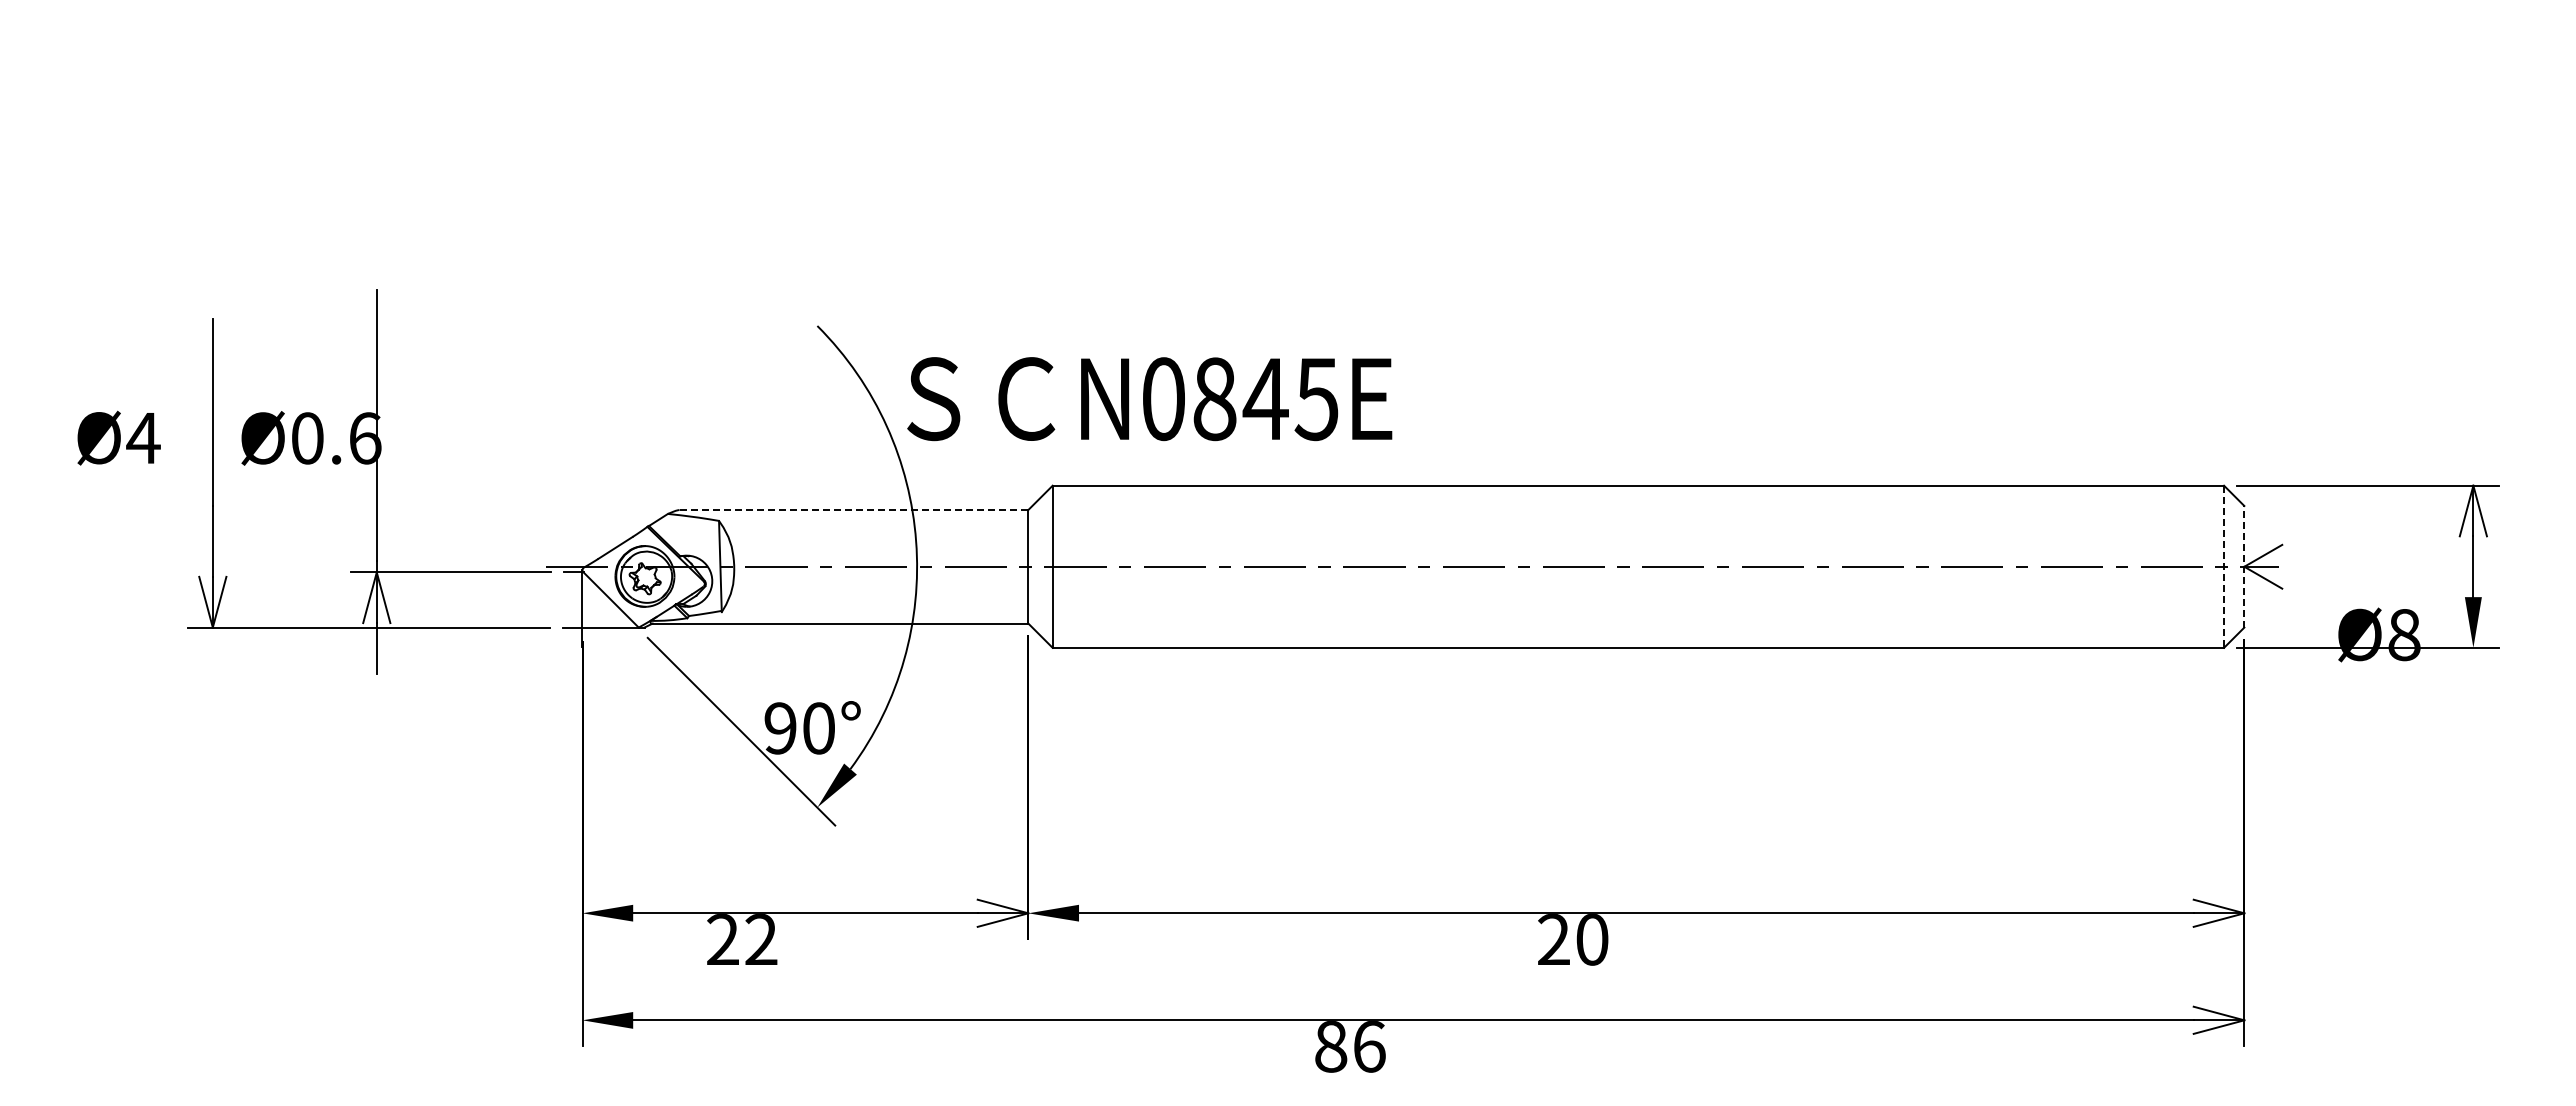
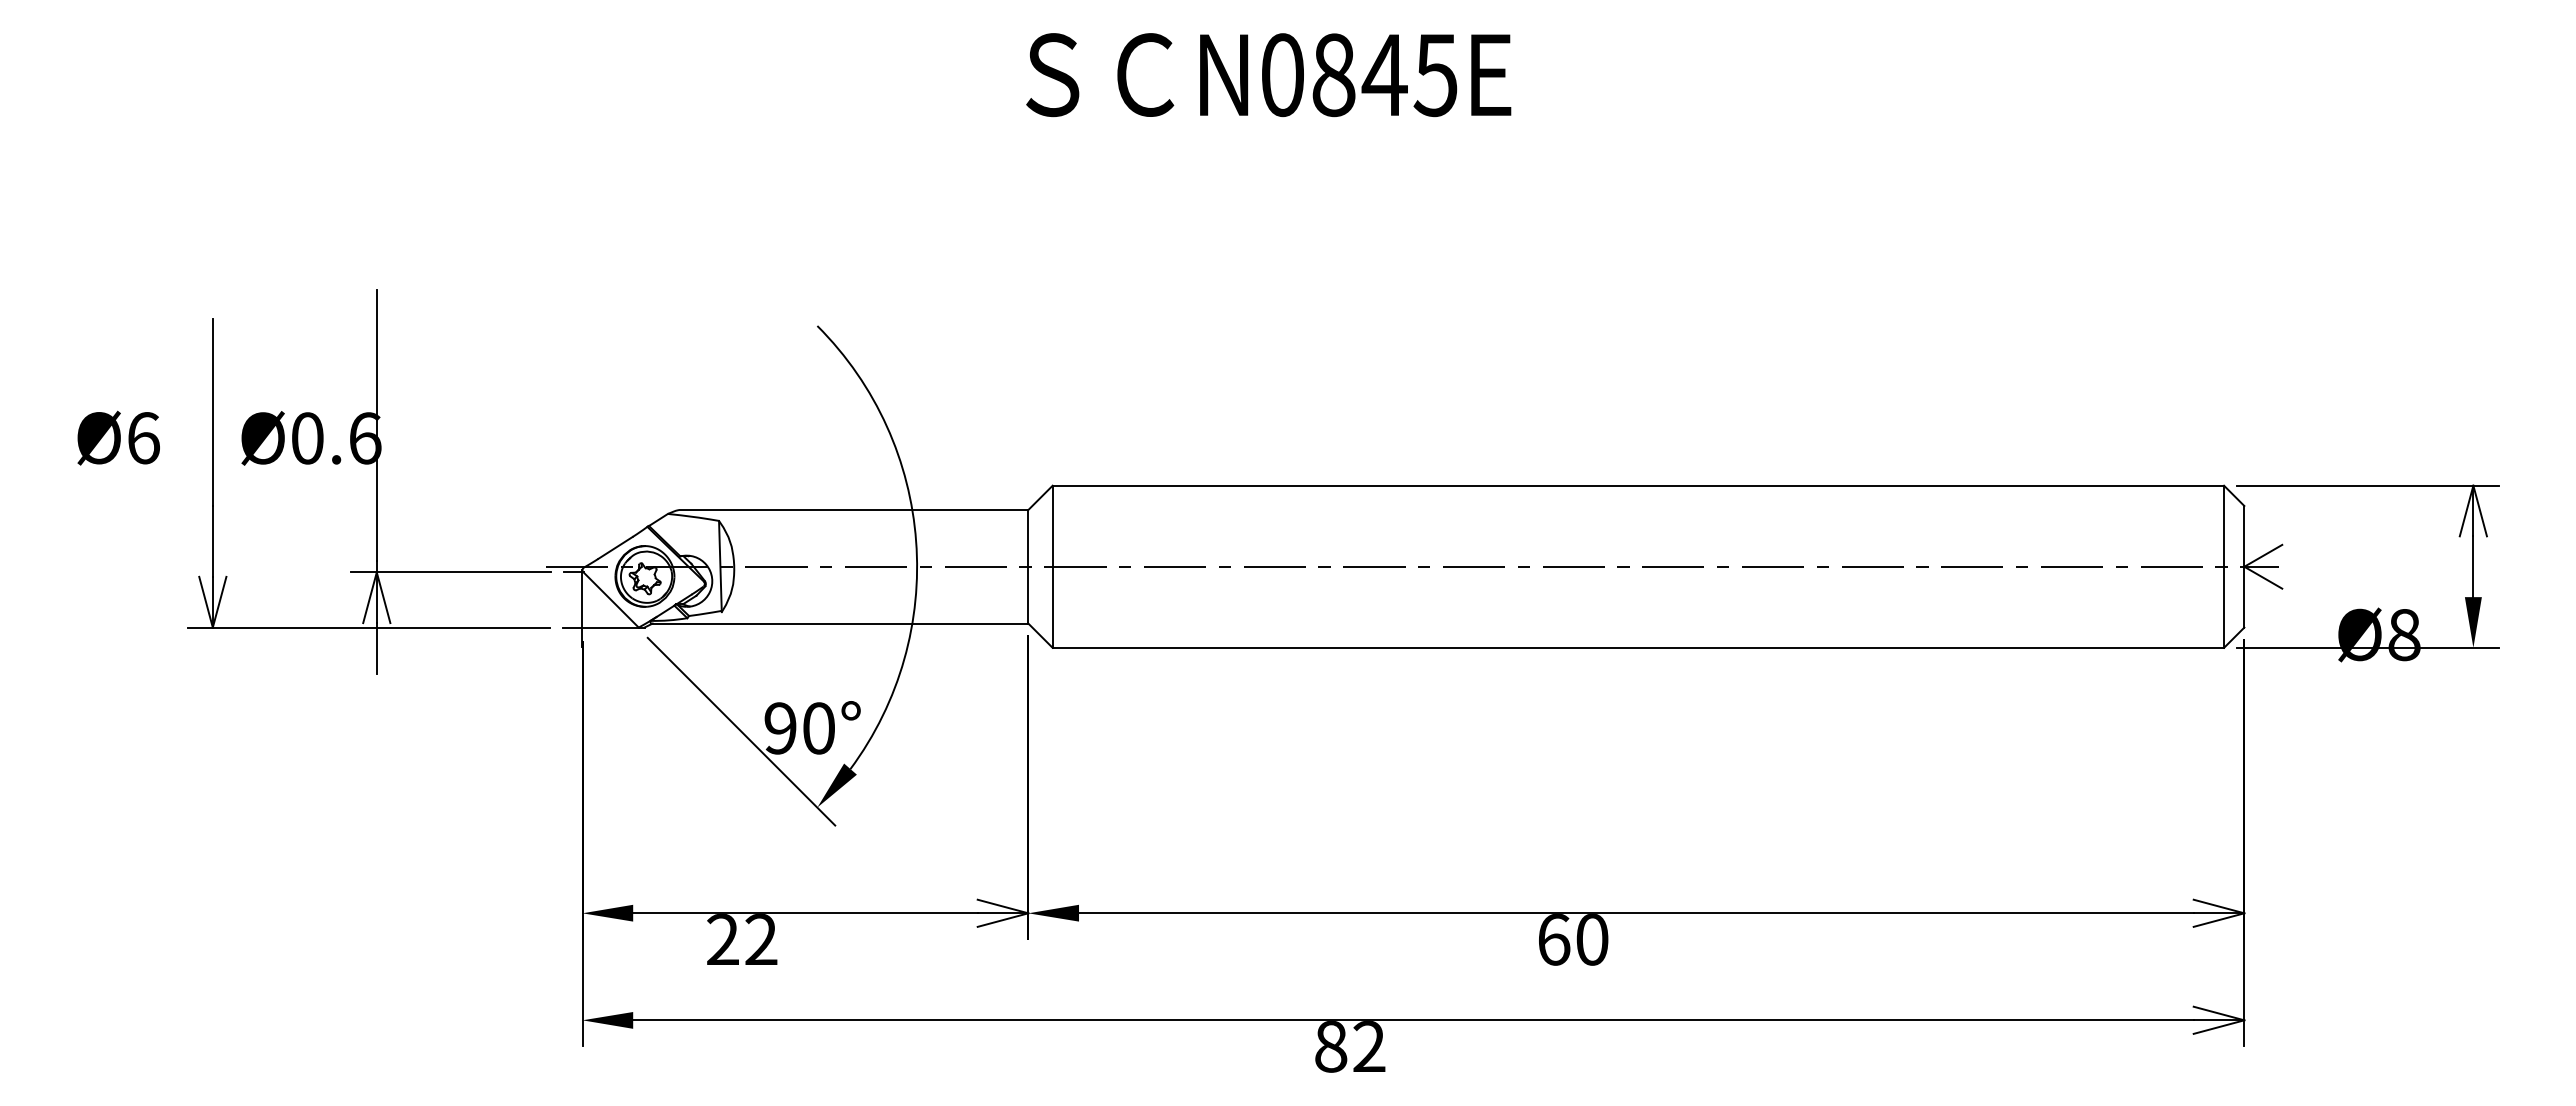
text position: (1149, 399) -> (1268, 75) (1268, 75)
text: Ø4 -> Ø6 (143, 438)
line: dashed -> solid (853, 510)
line: dashed -> solid (2244, 566)
line: dashed -> solid (2224, 567)
text: 20 -> 60 (1554, 939)
text: 86 -> 82 (1369, 1046)
